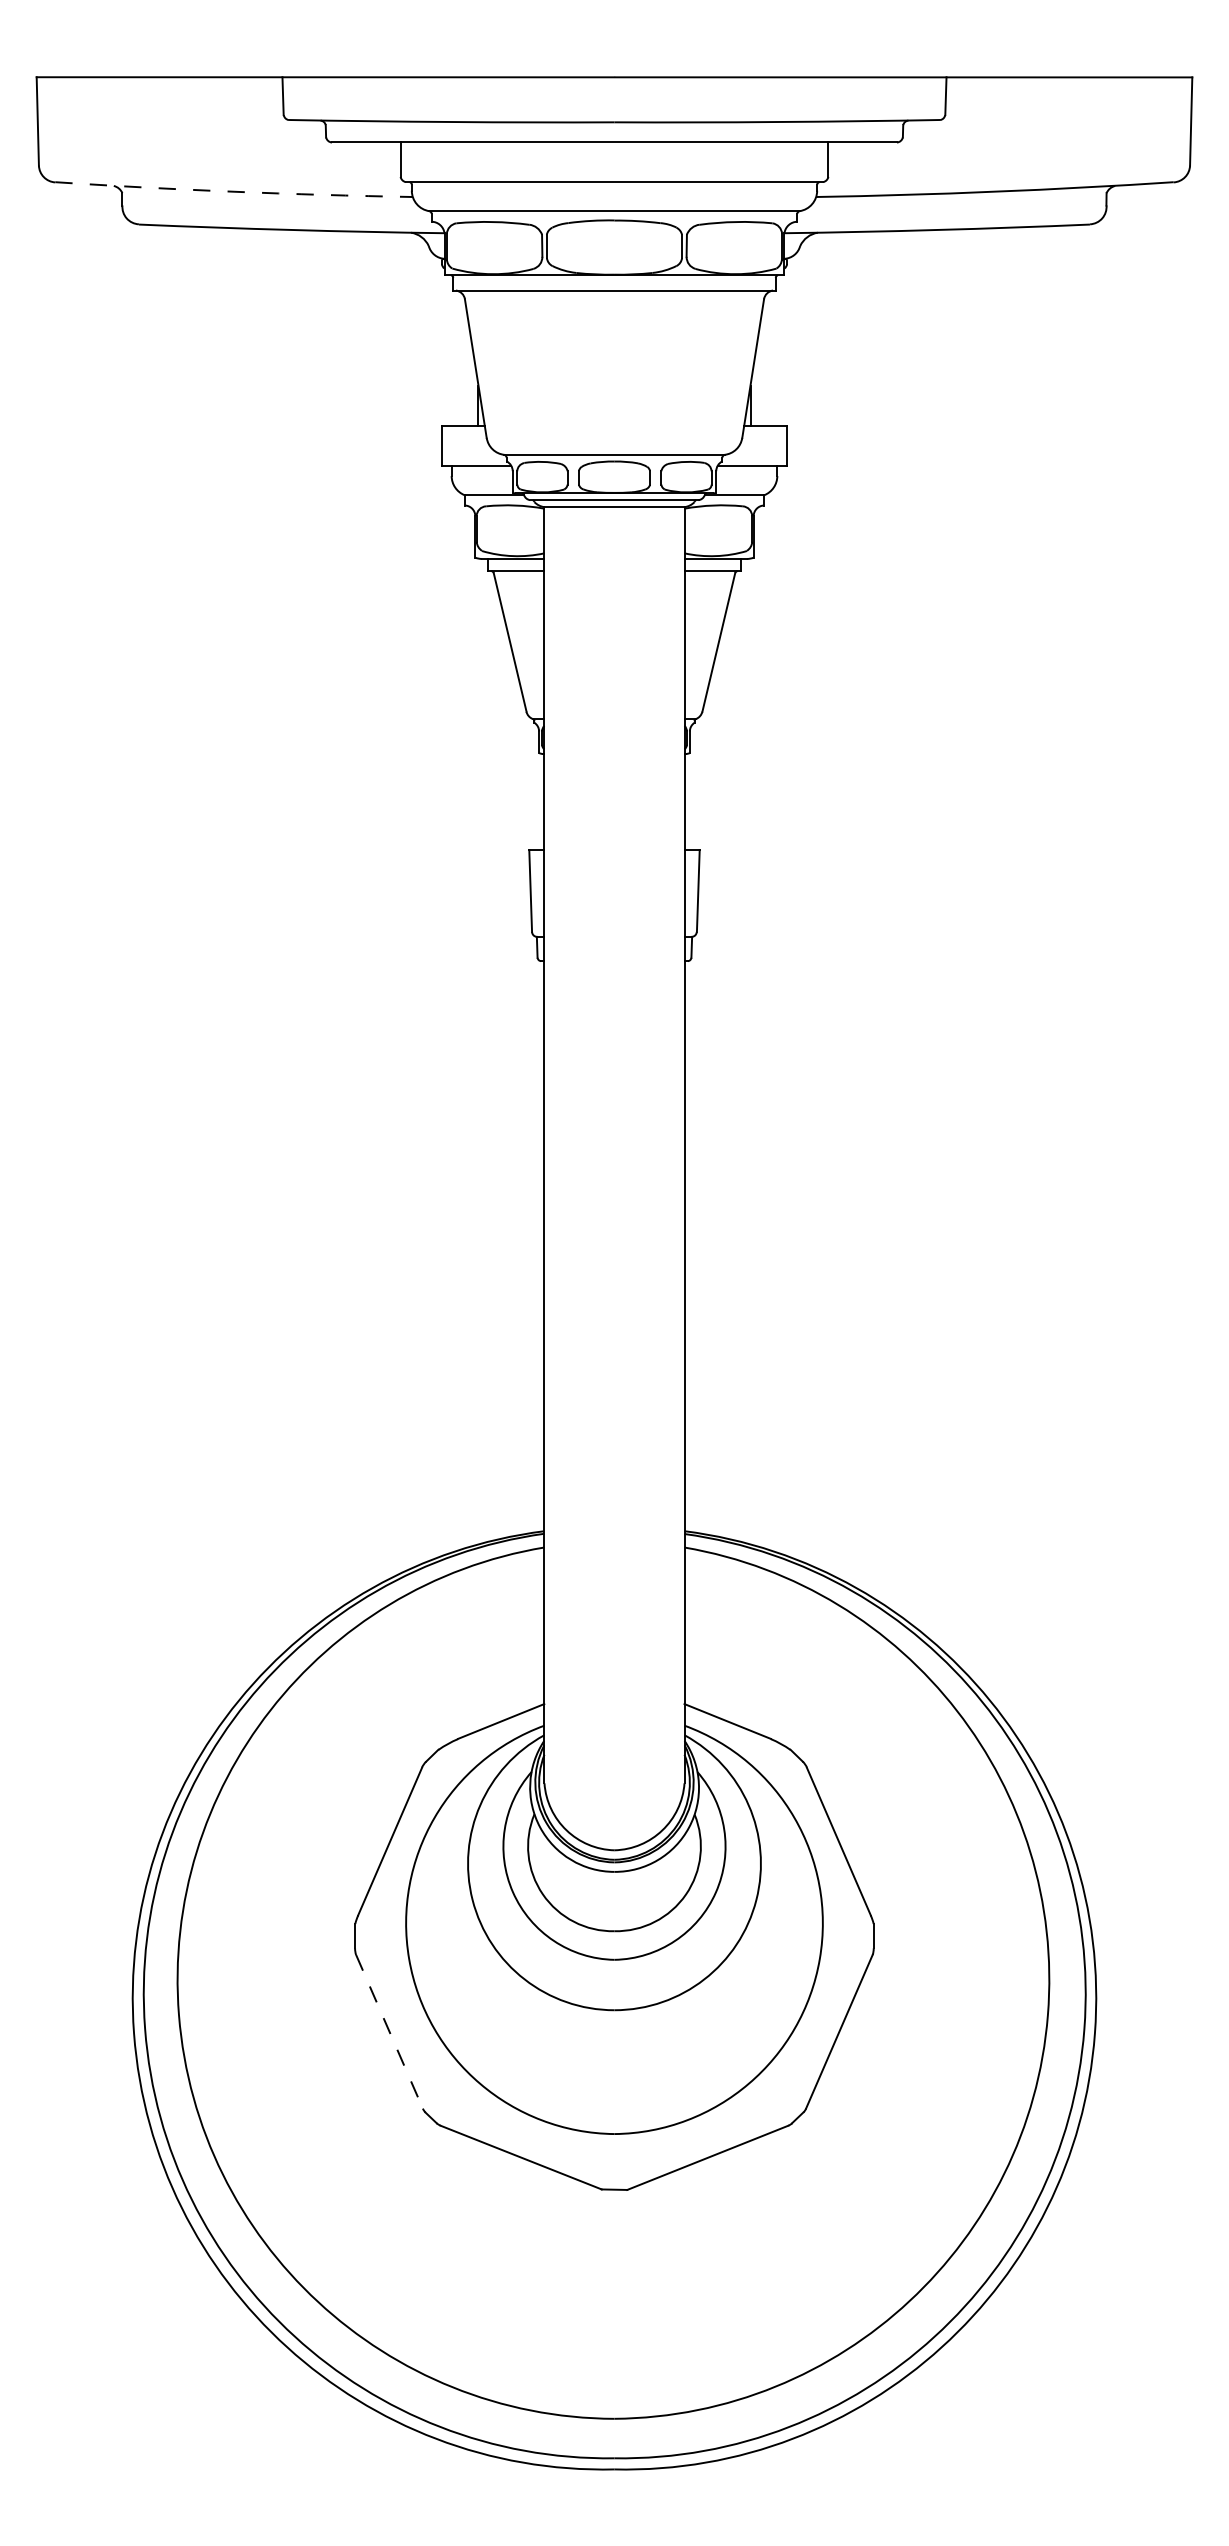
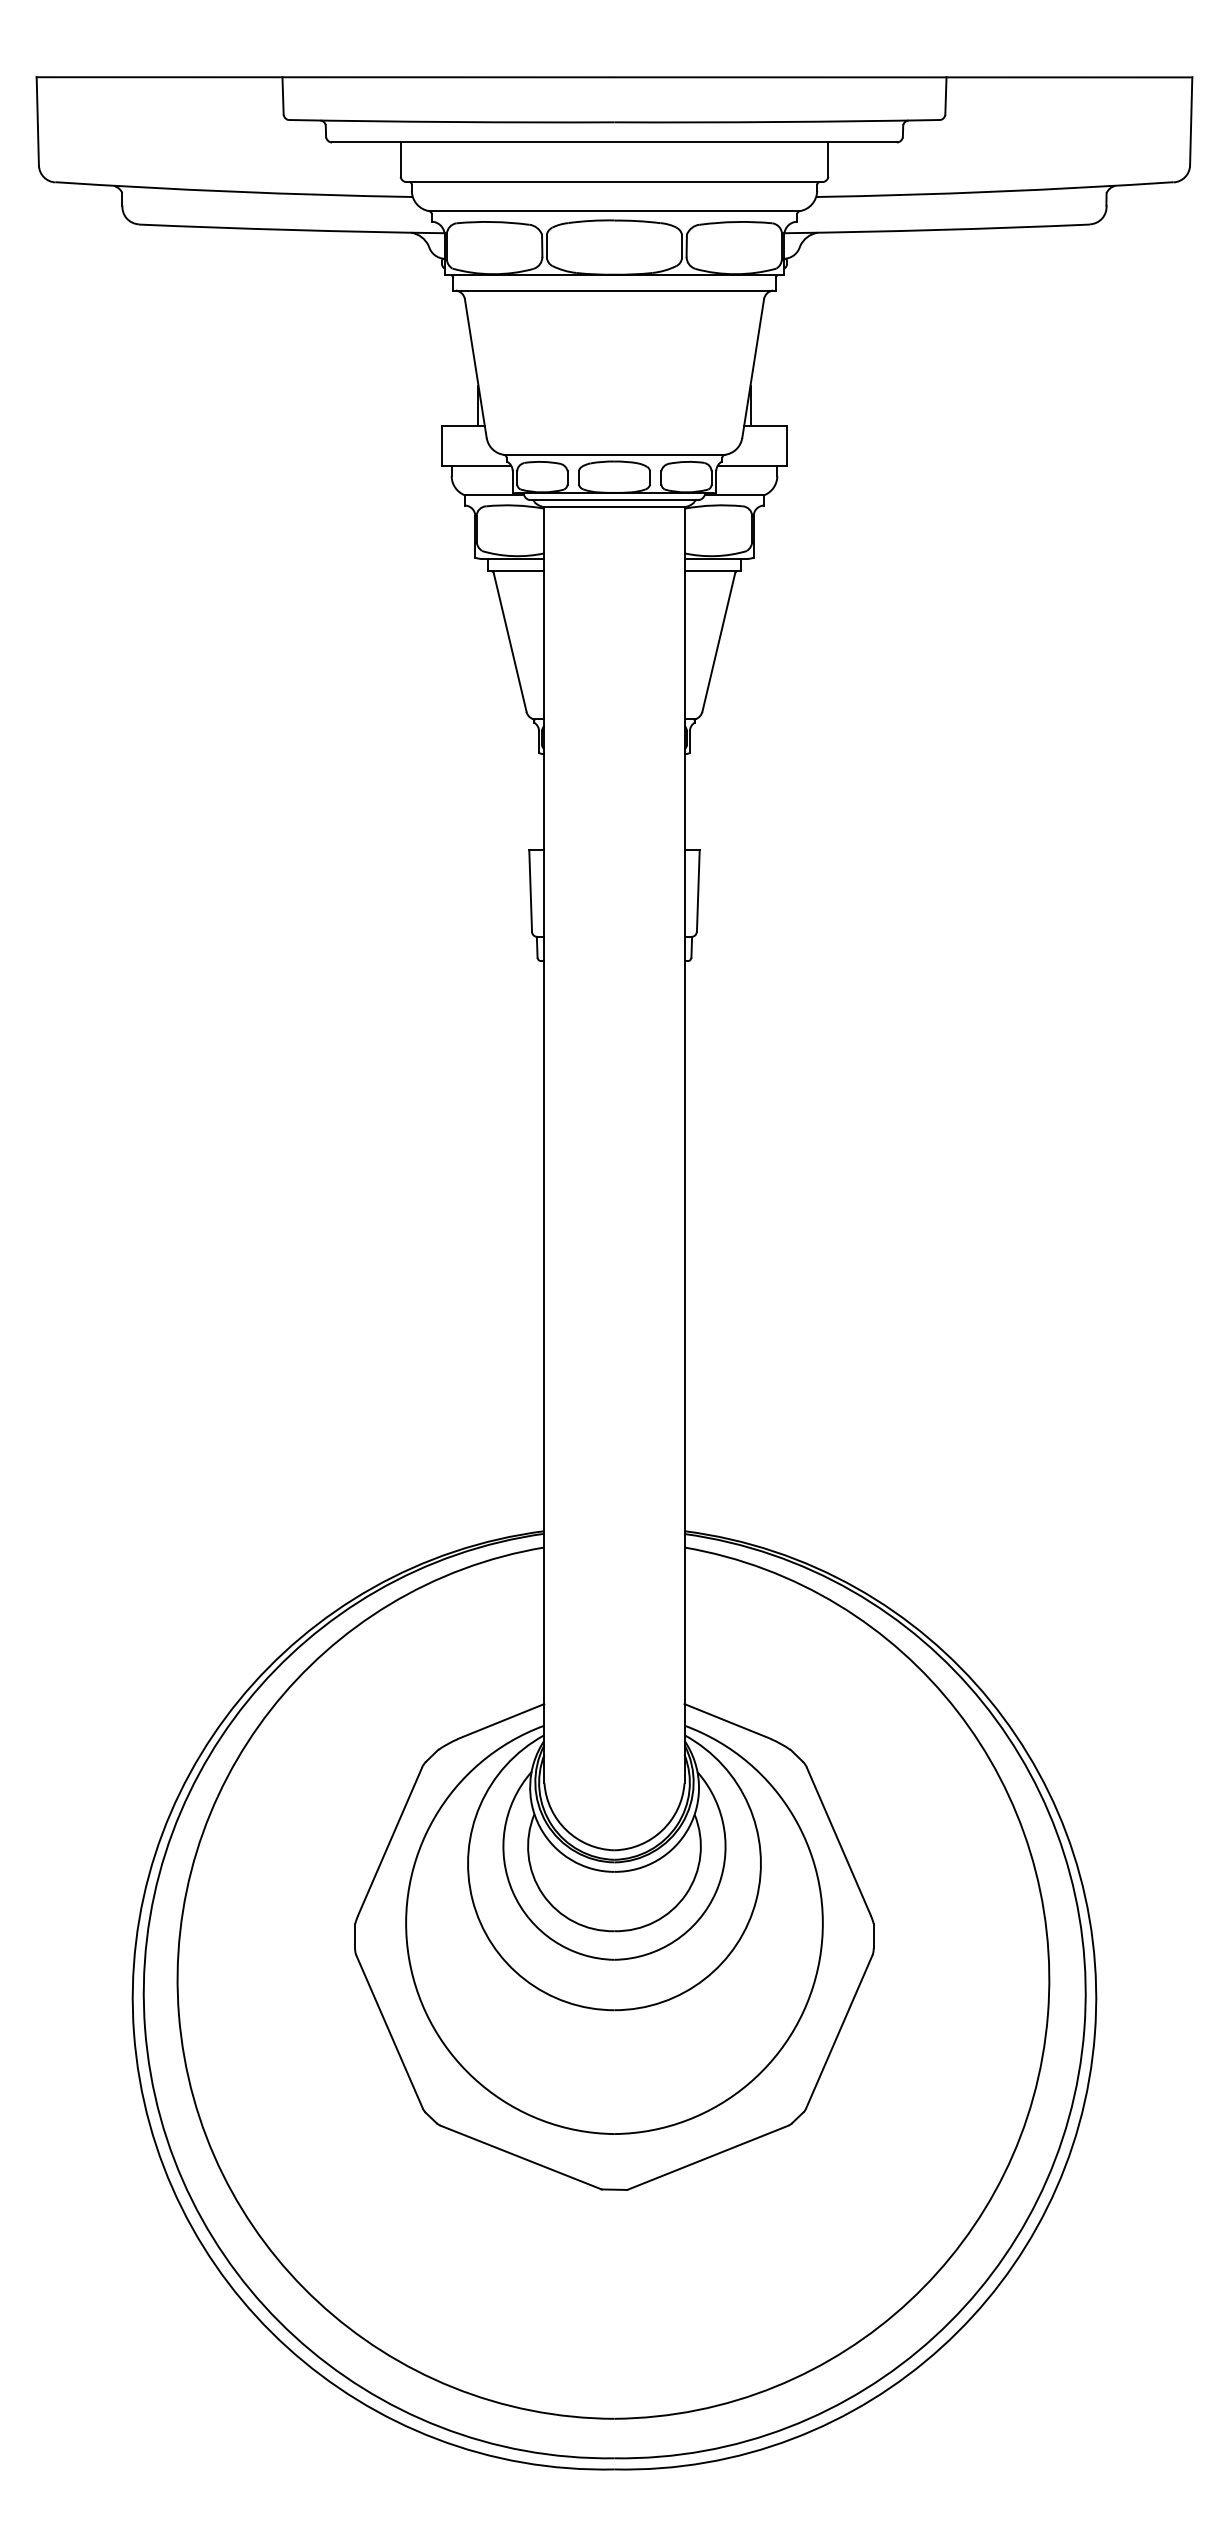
arc: dashed -> solid (234, 191)
line: dashed -> solid (389, 2031)
